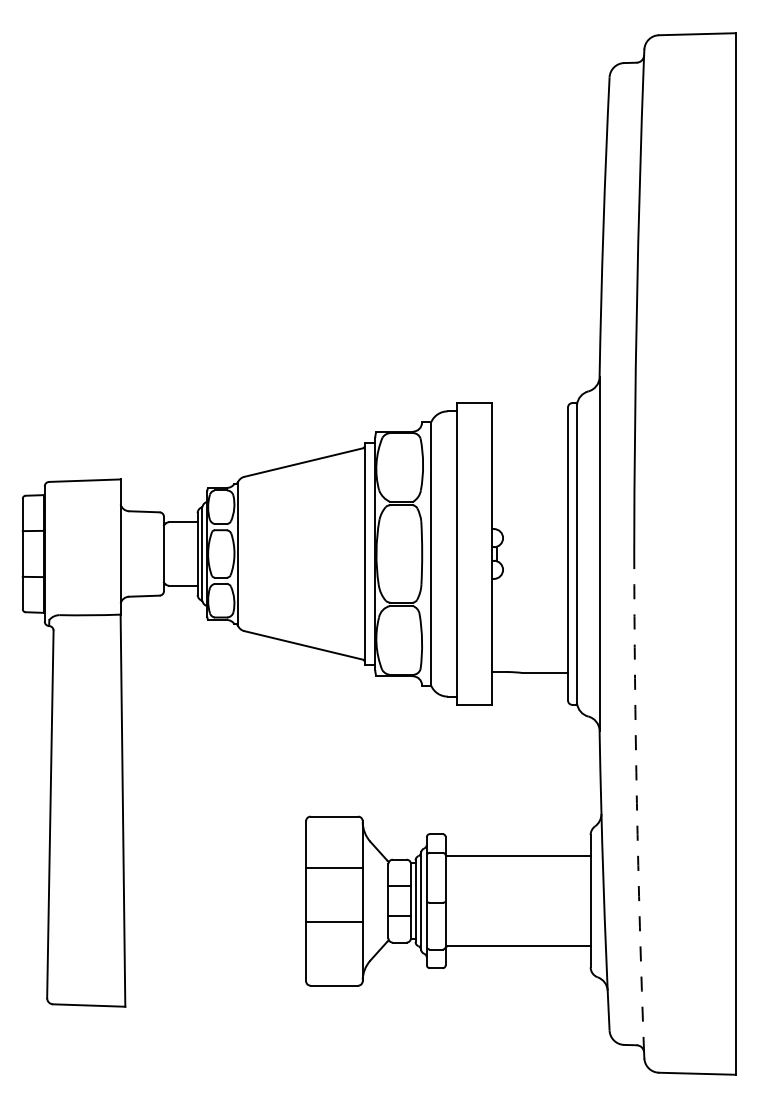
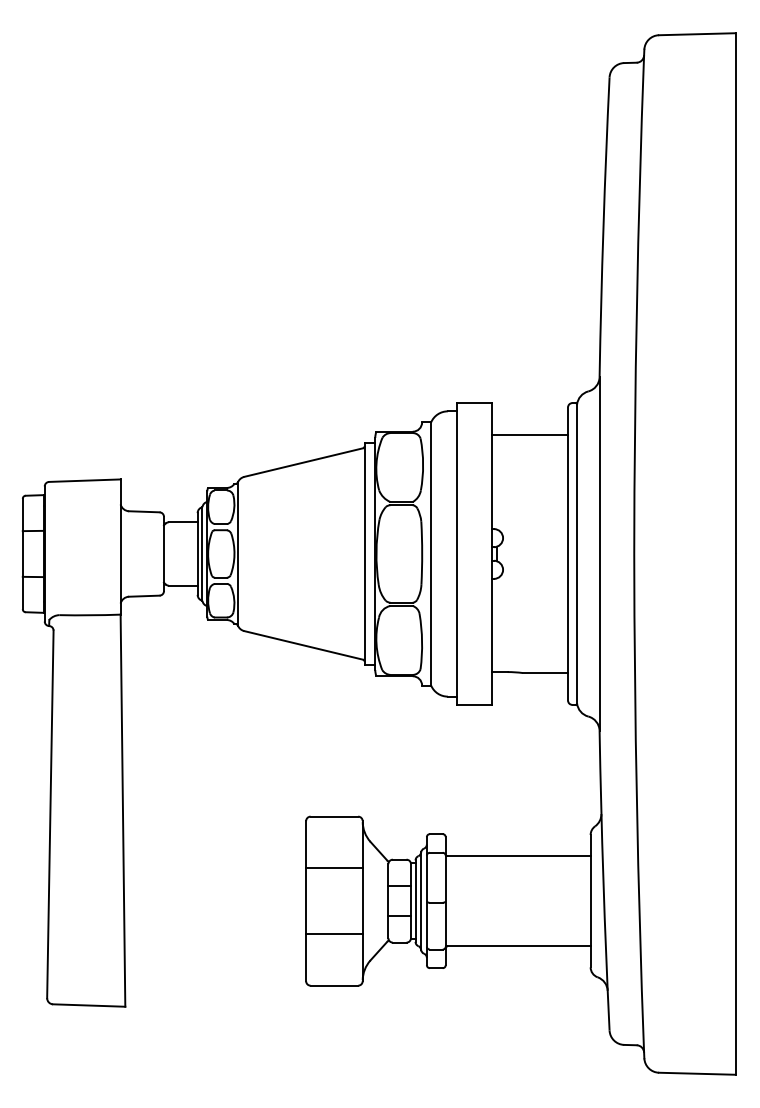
line: none -> present (529, 434)
arc: dashed -> solid (636, 803)
line position: (334, 922) -> (334, 934) (334, 934)
